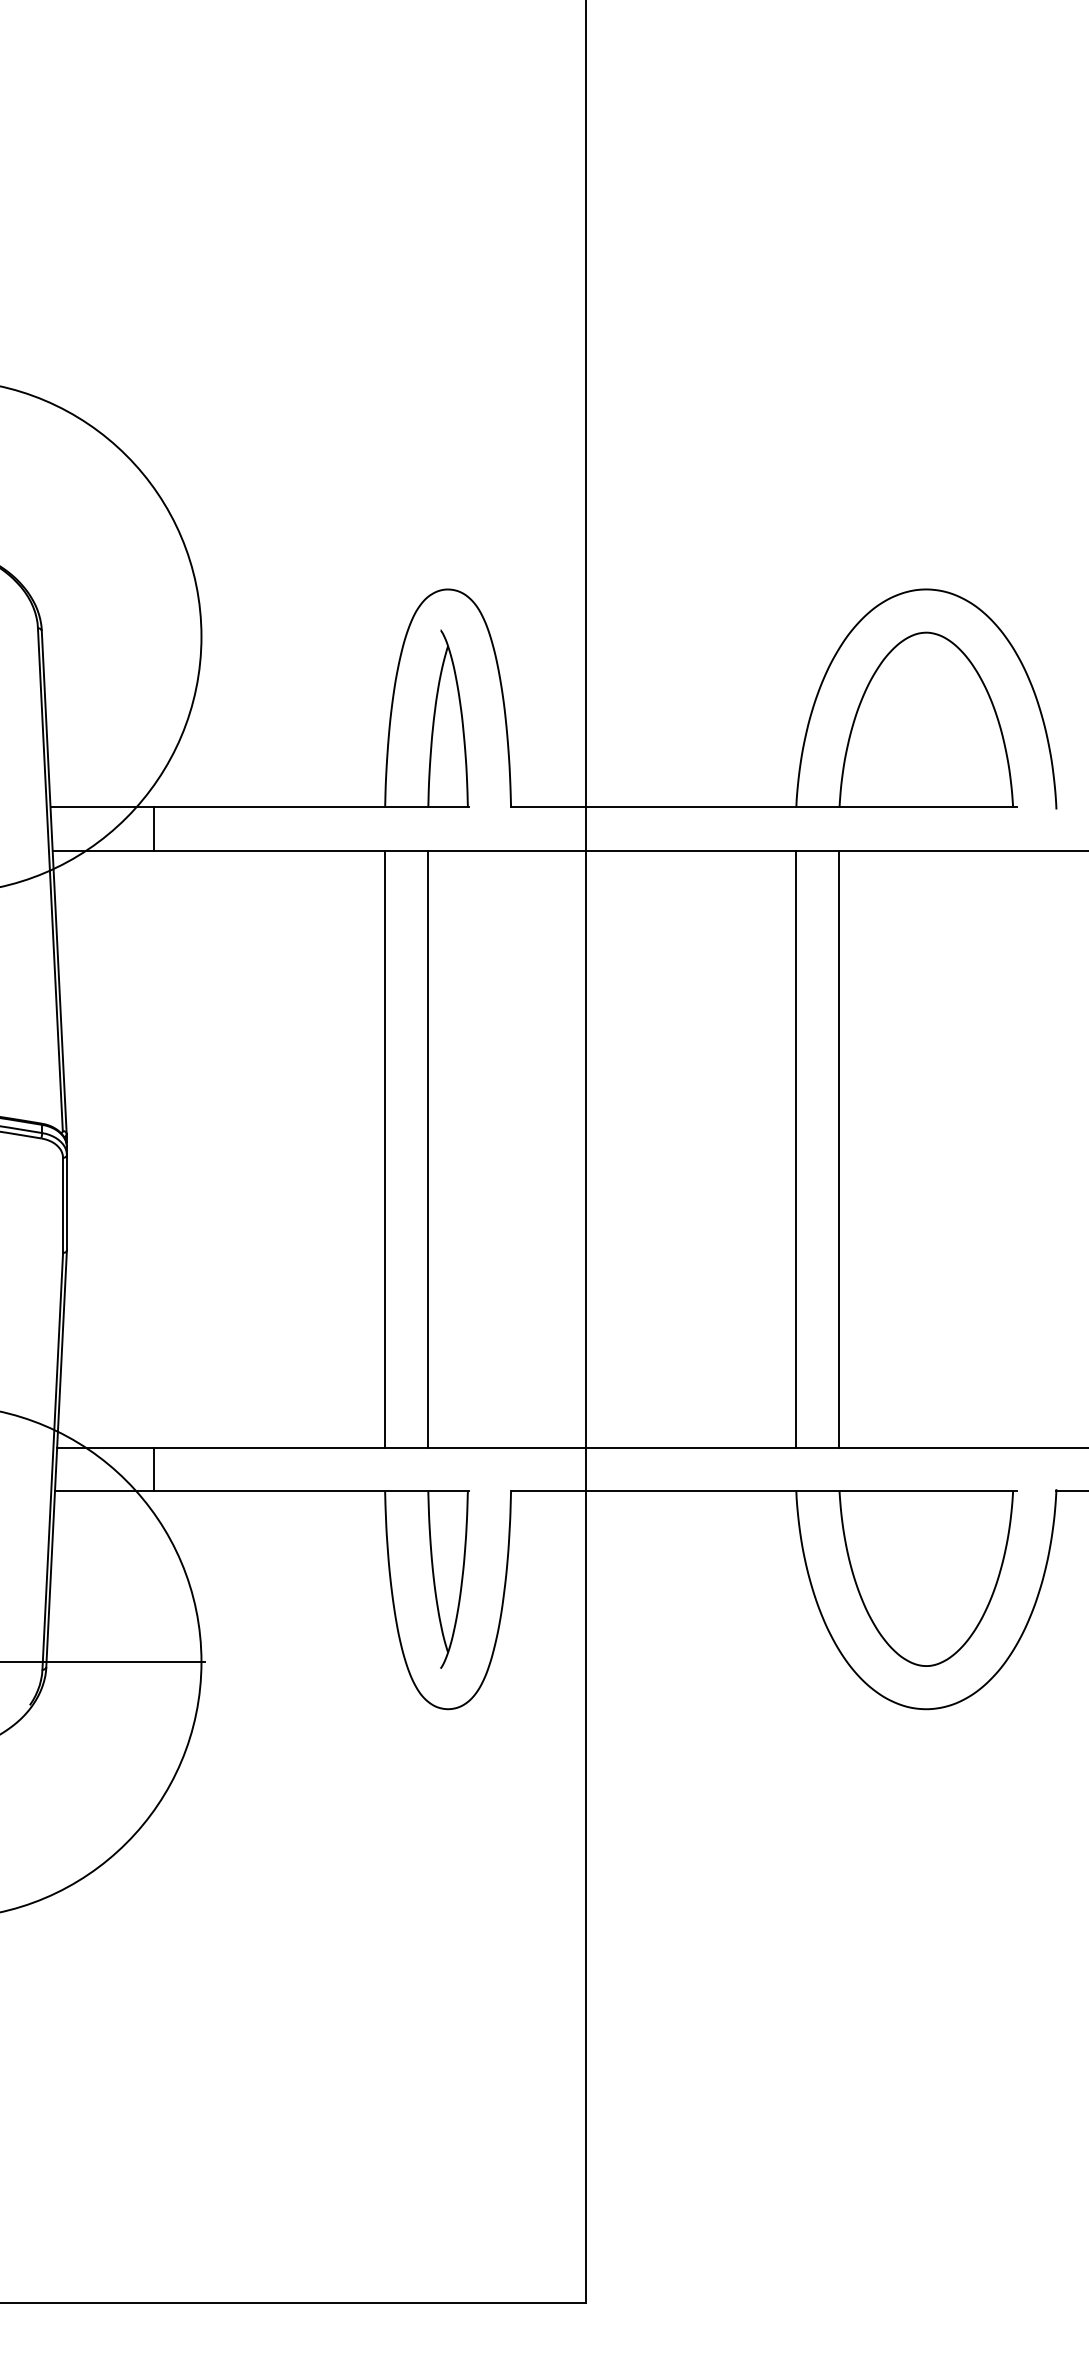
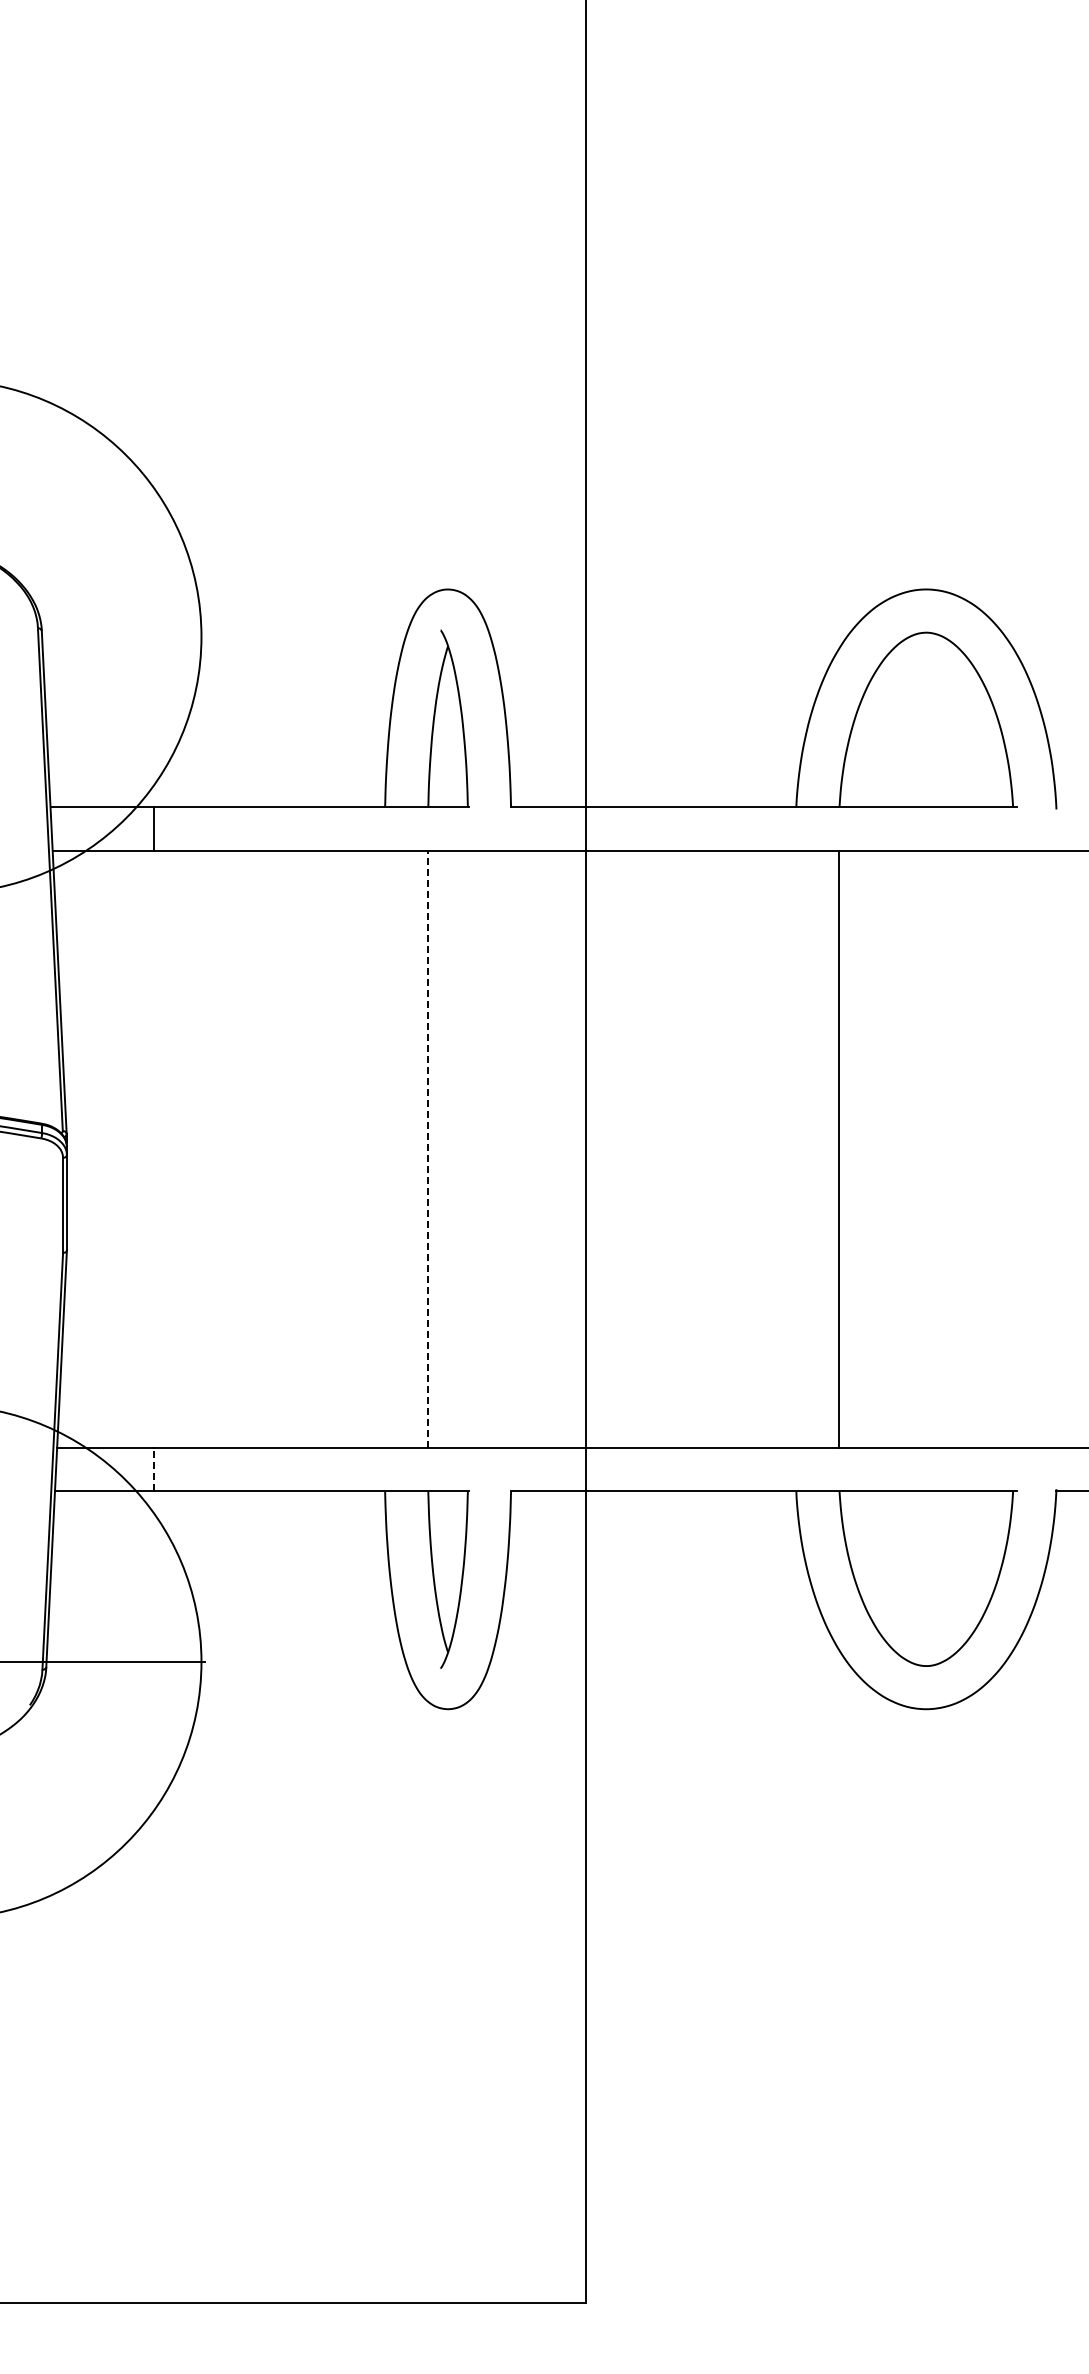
line: present -> none (385, 1149)
line: solid -> dashed (428, 1149)
line: present -> none (795, 1149)
line: solid -> dashed (154, 1469)
